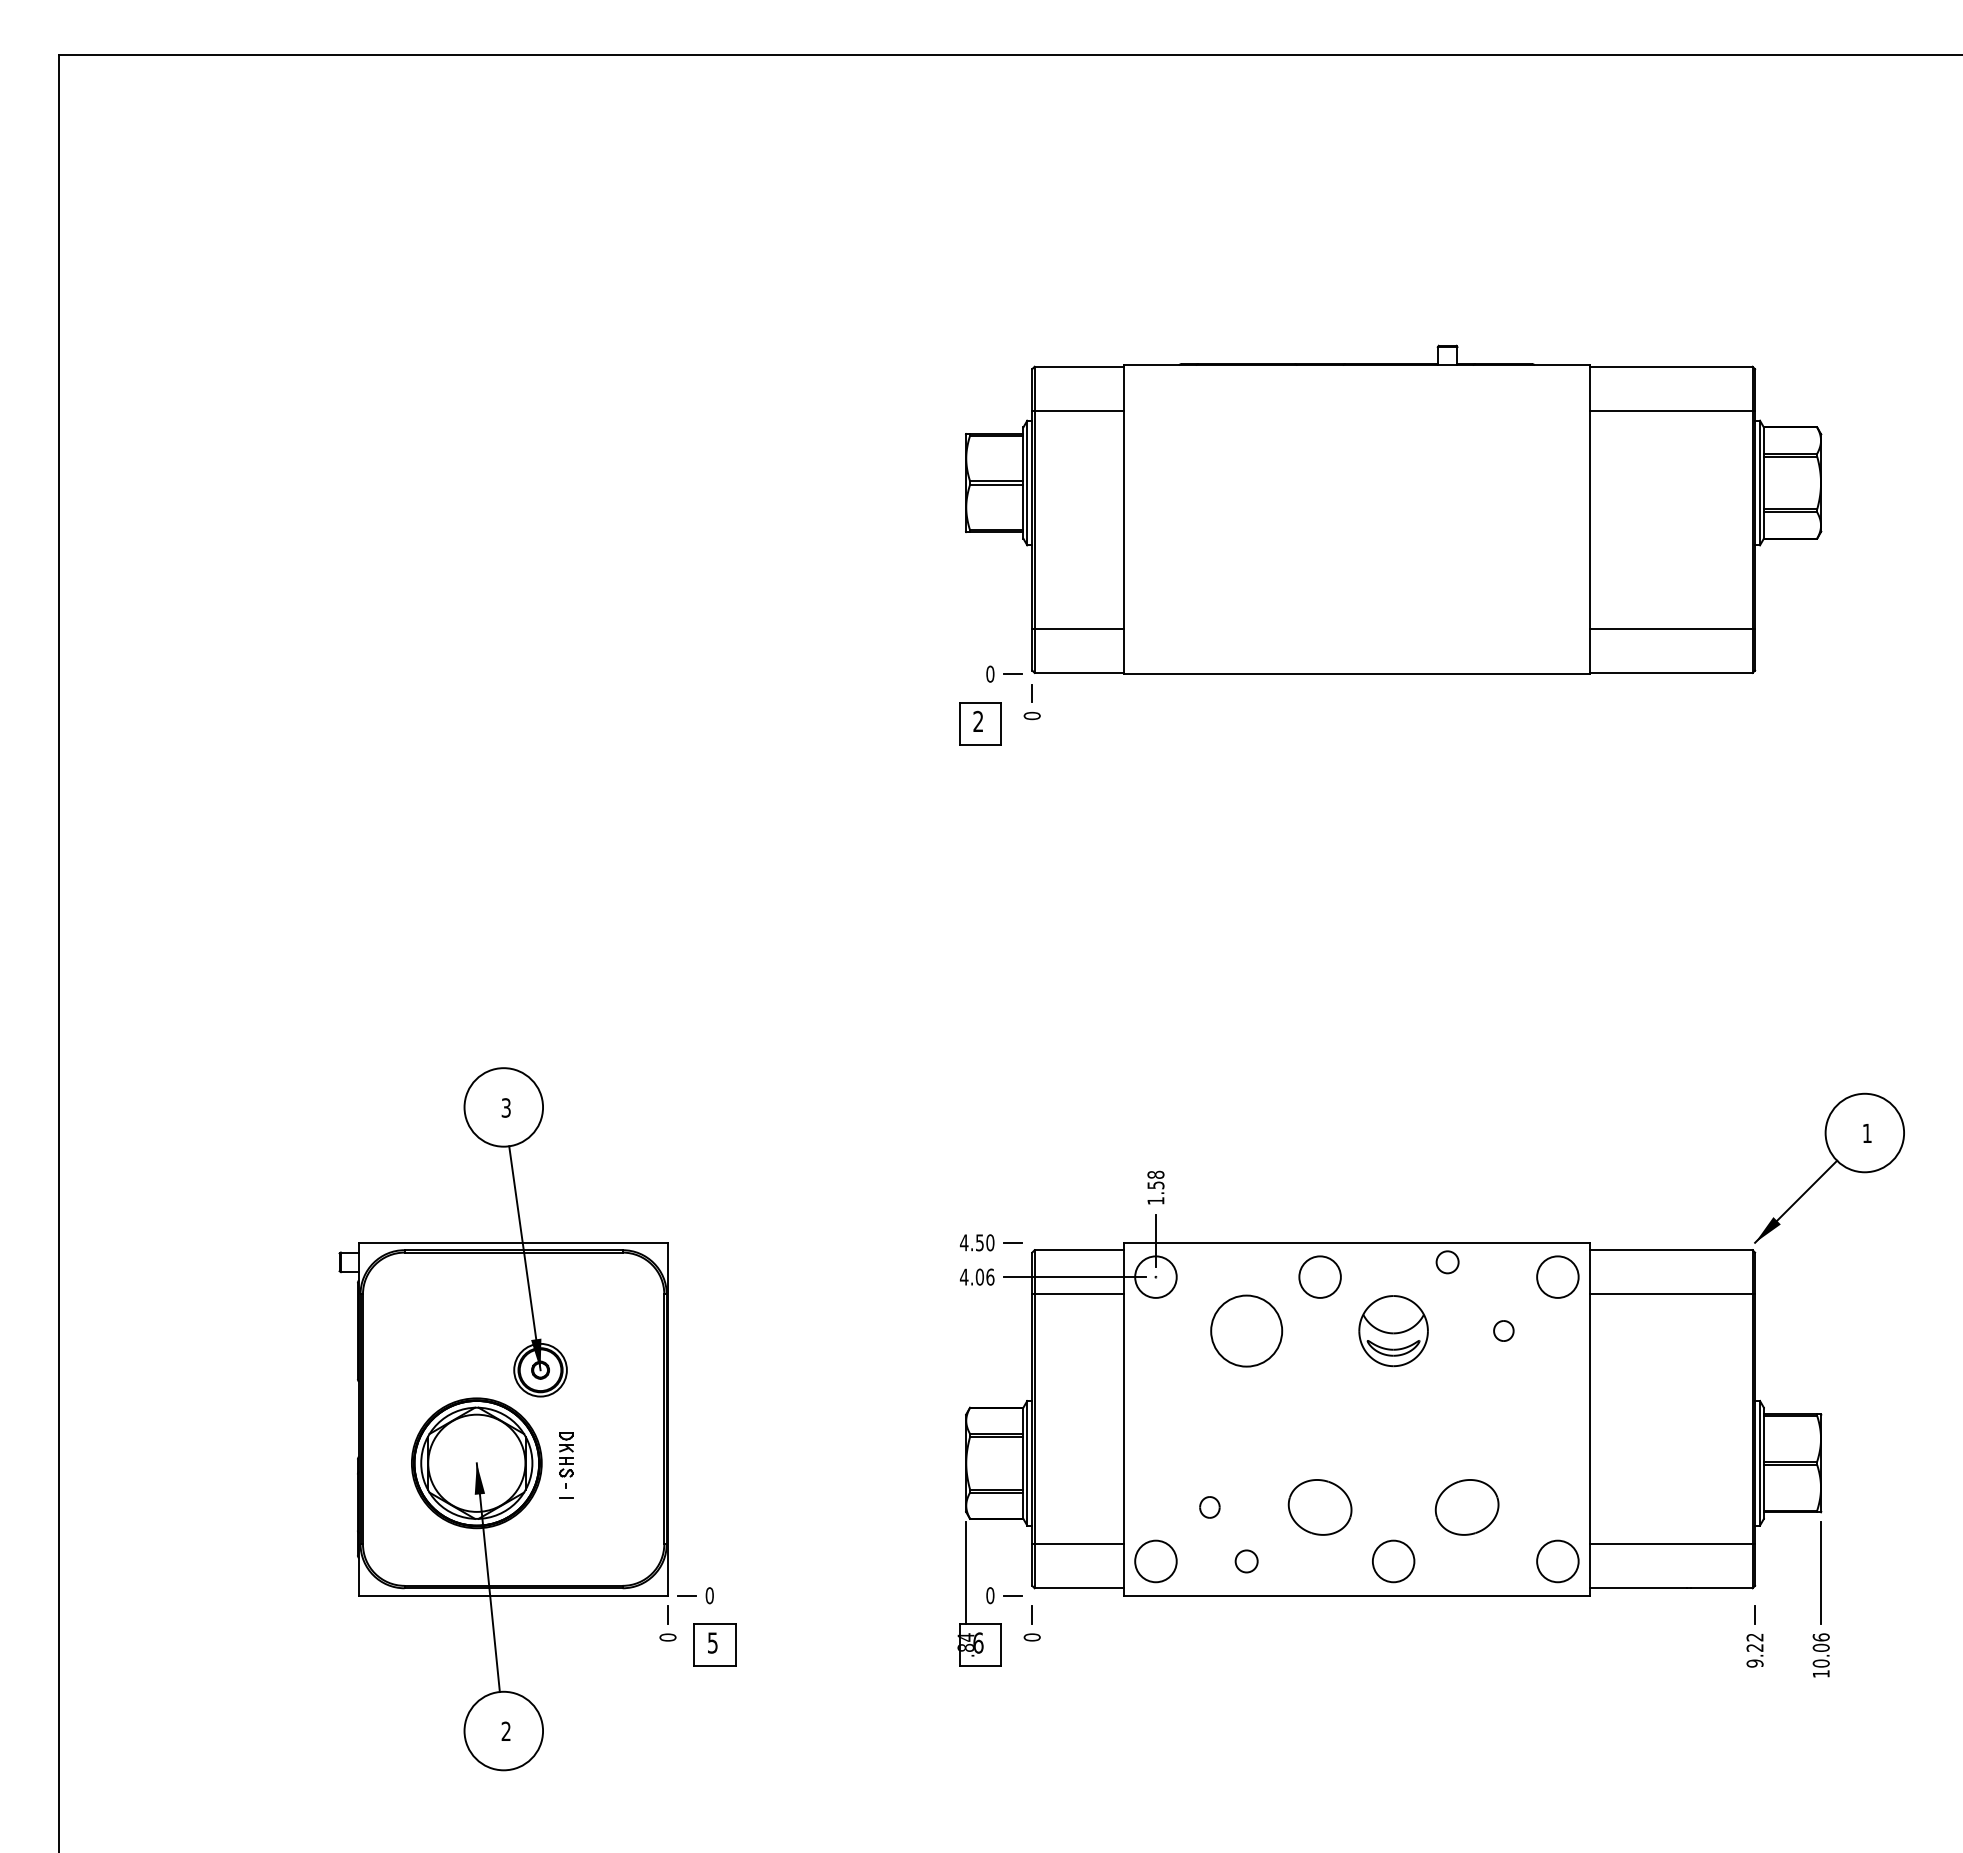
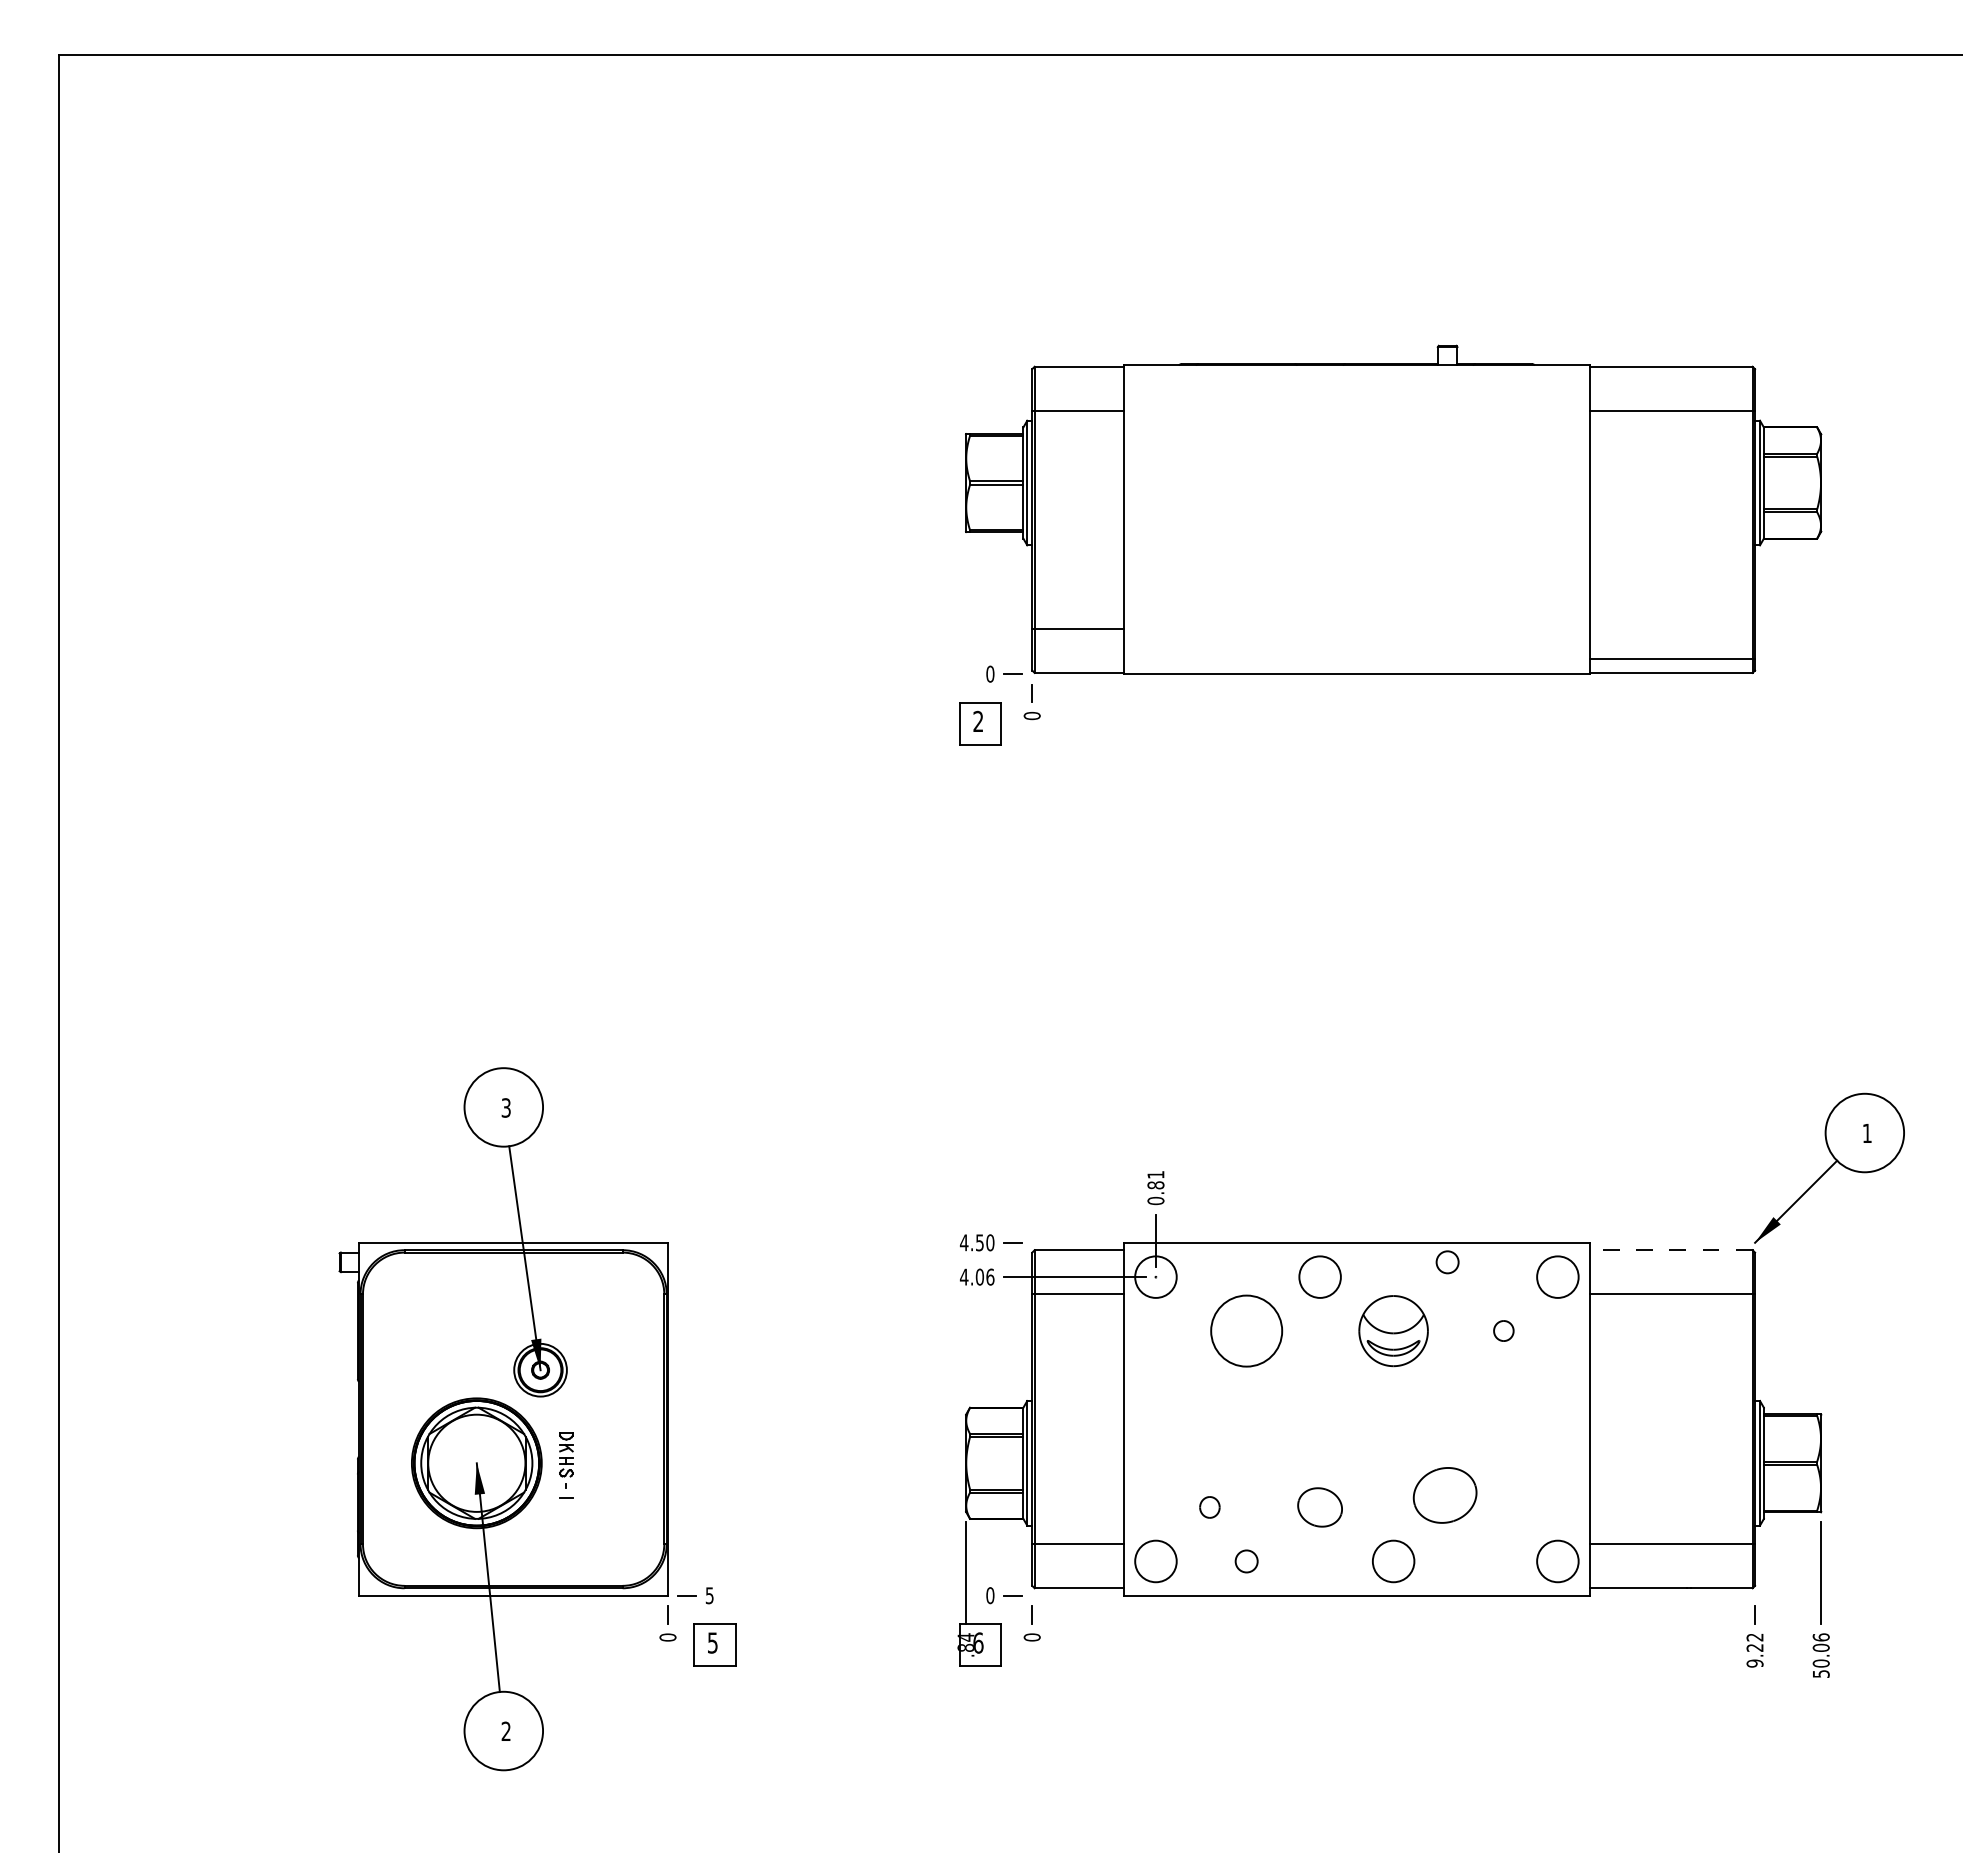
line position: (1672, 628) -> (1672, 658) (1672, 658)
text: 1.58 -> 0.81 (1155, 1187)
line: solid -> dashed (1671, 1250)
part size: 66x57 px -> 46x41 px (1319, 1507)
part position: (1466, 1507) -> (1444, 1495) (1444, 1495)
text: 0 -> 5 (709, 1595)
text: 10.06 -> 50.06 (1821, 1673)
